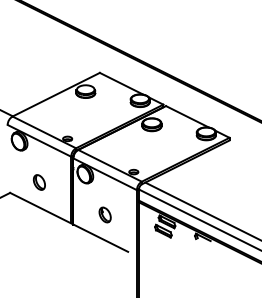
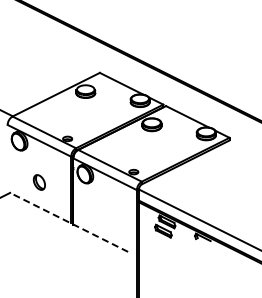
line: present -> none (201, 210)
part: present -> none (104, 214)
line: solid -> dashed (69, 222)
